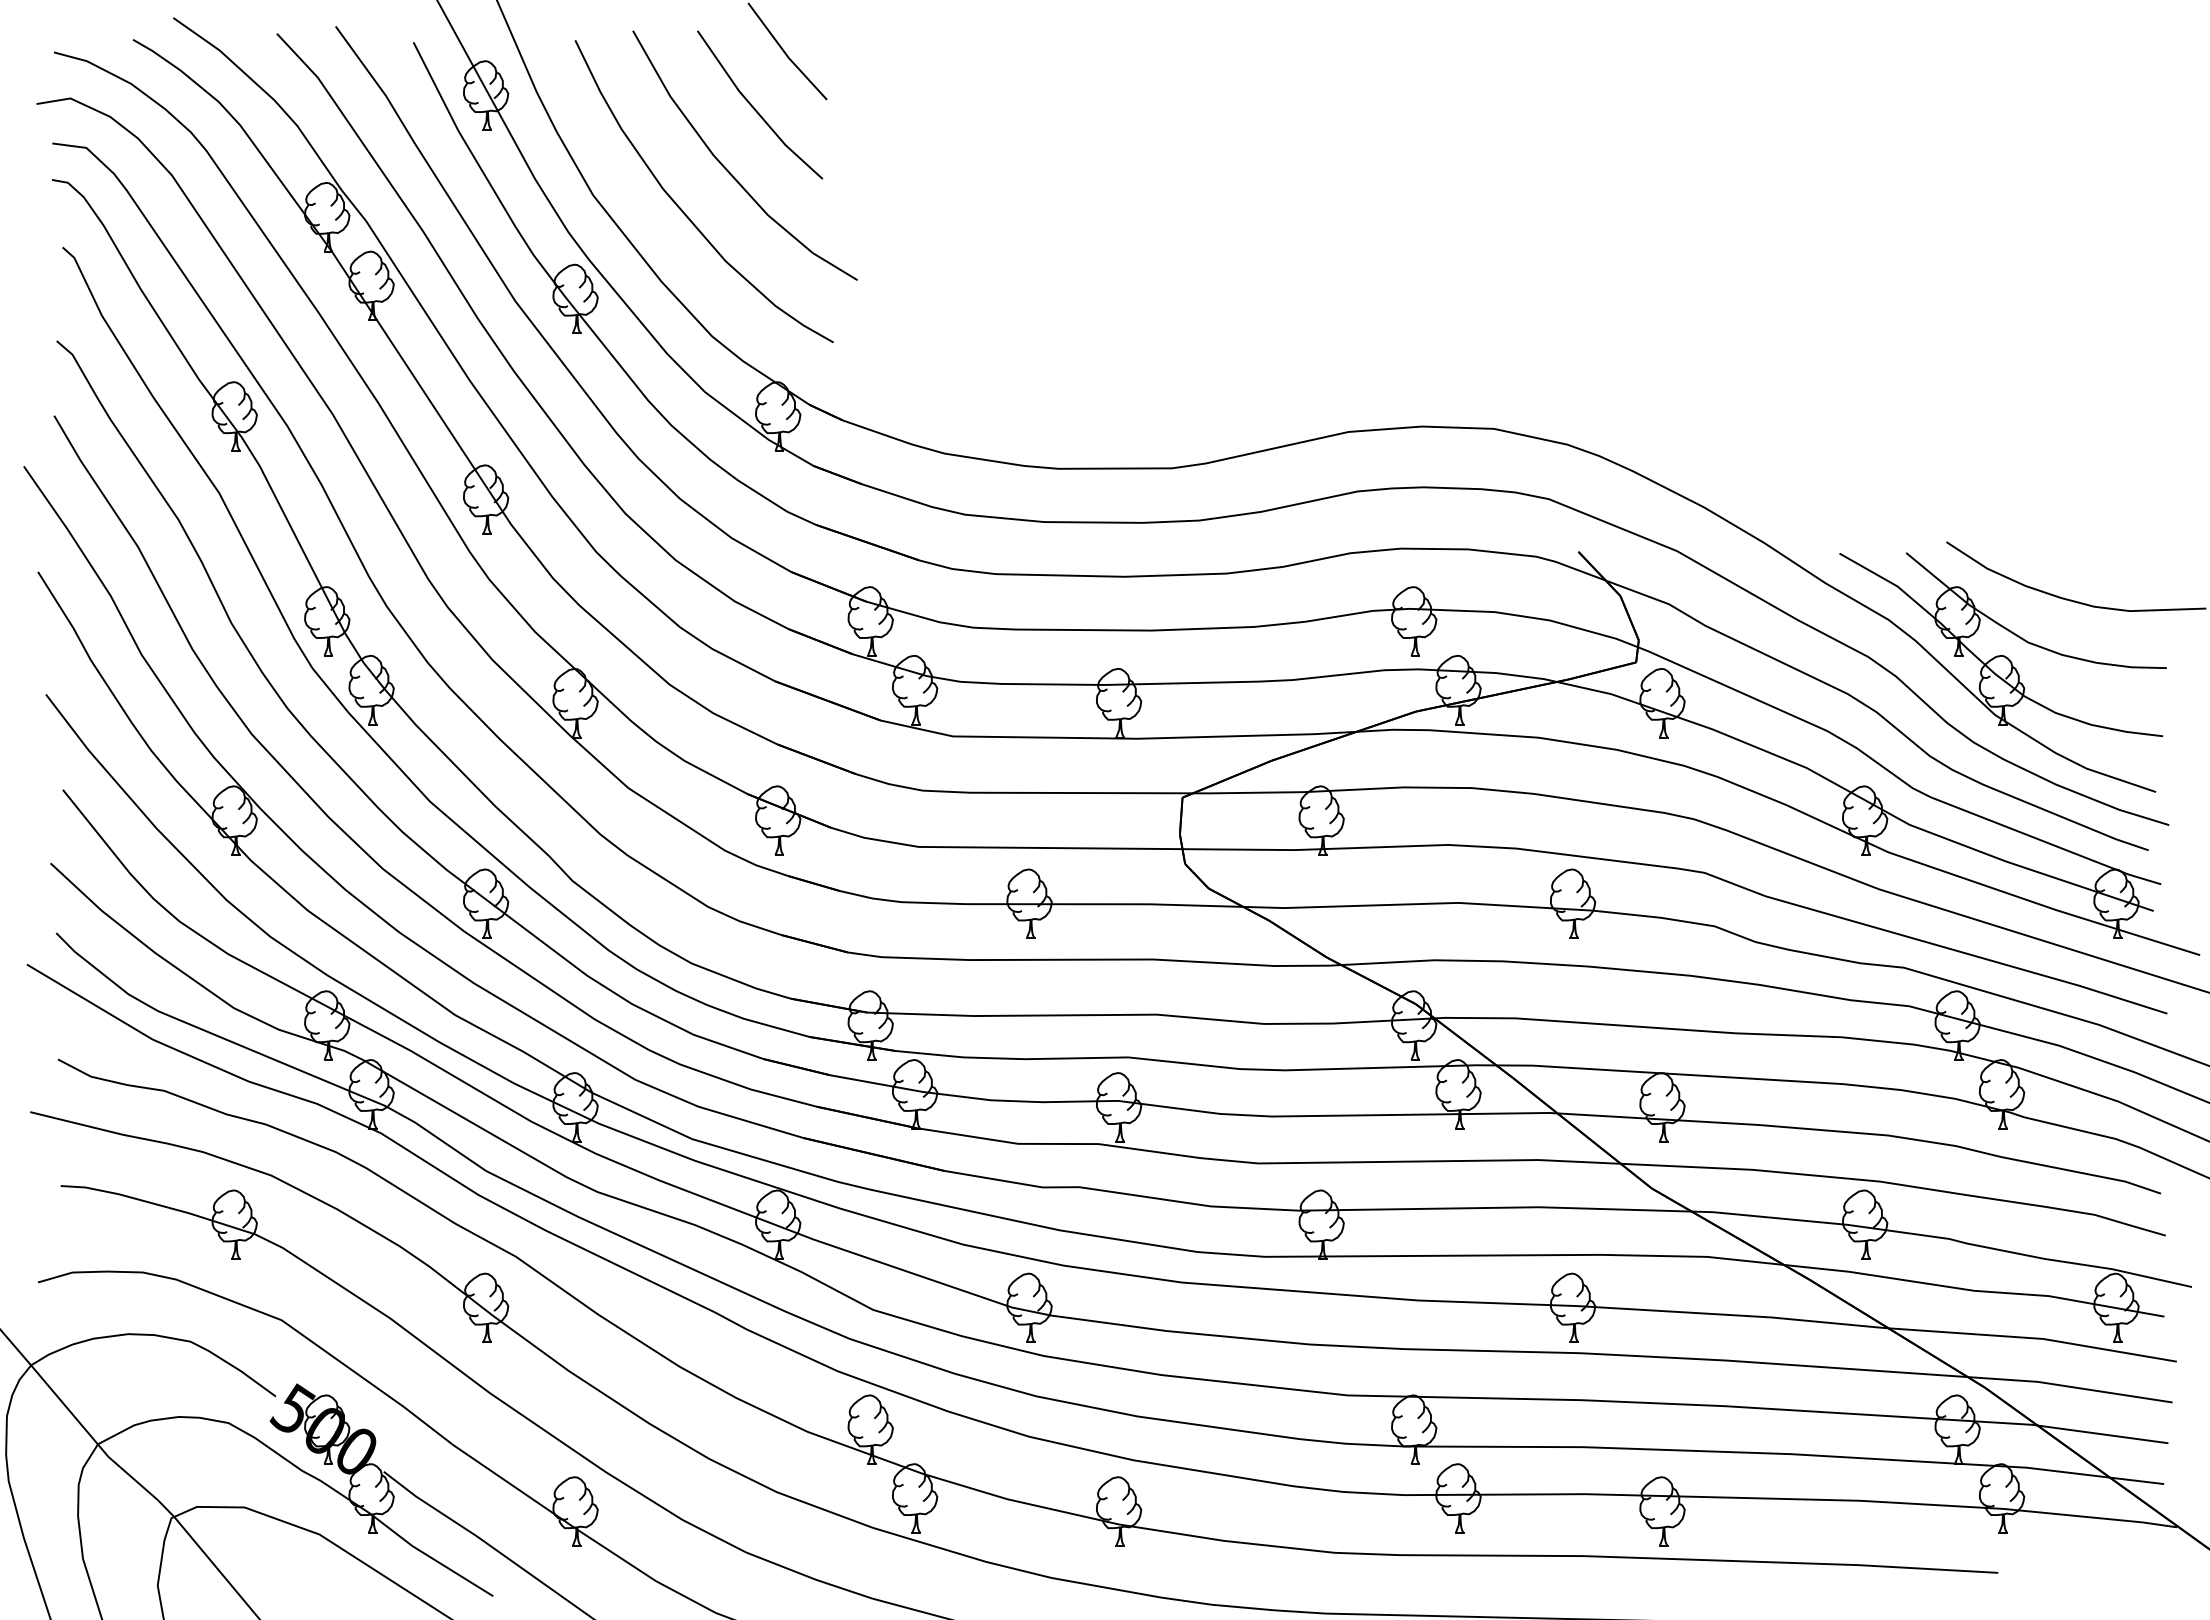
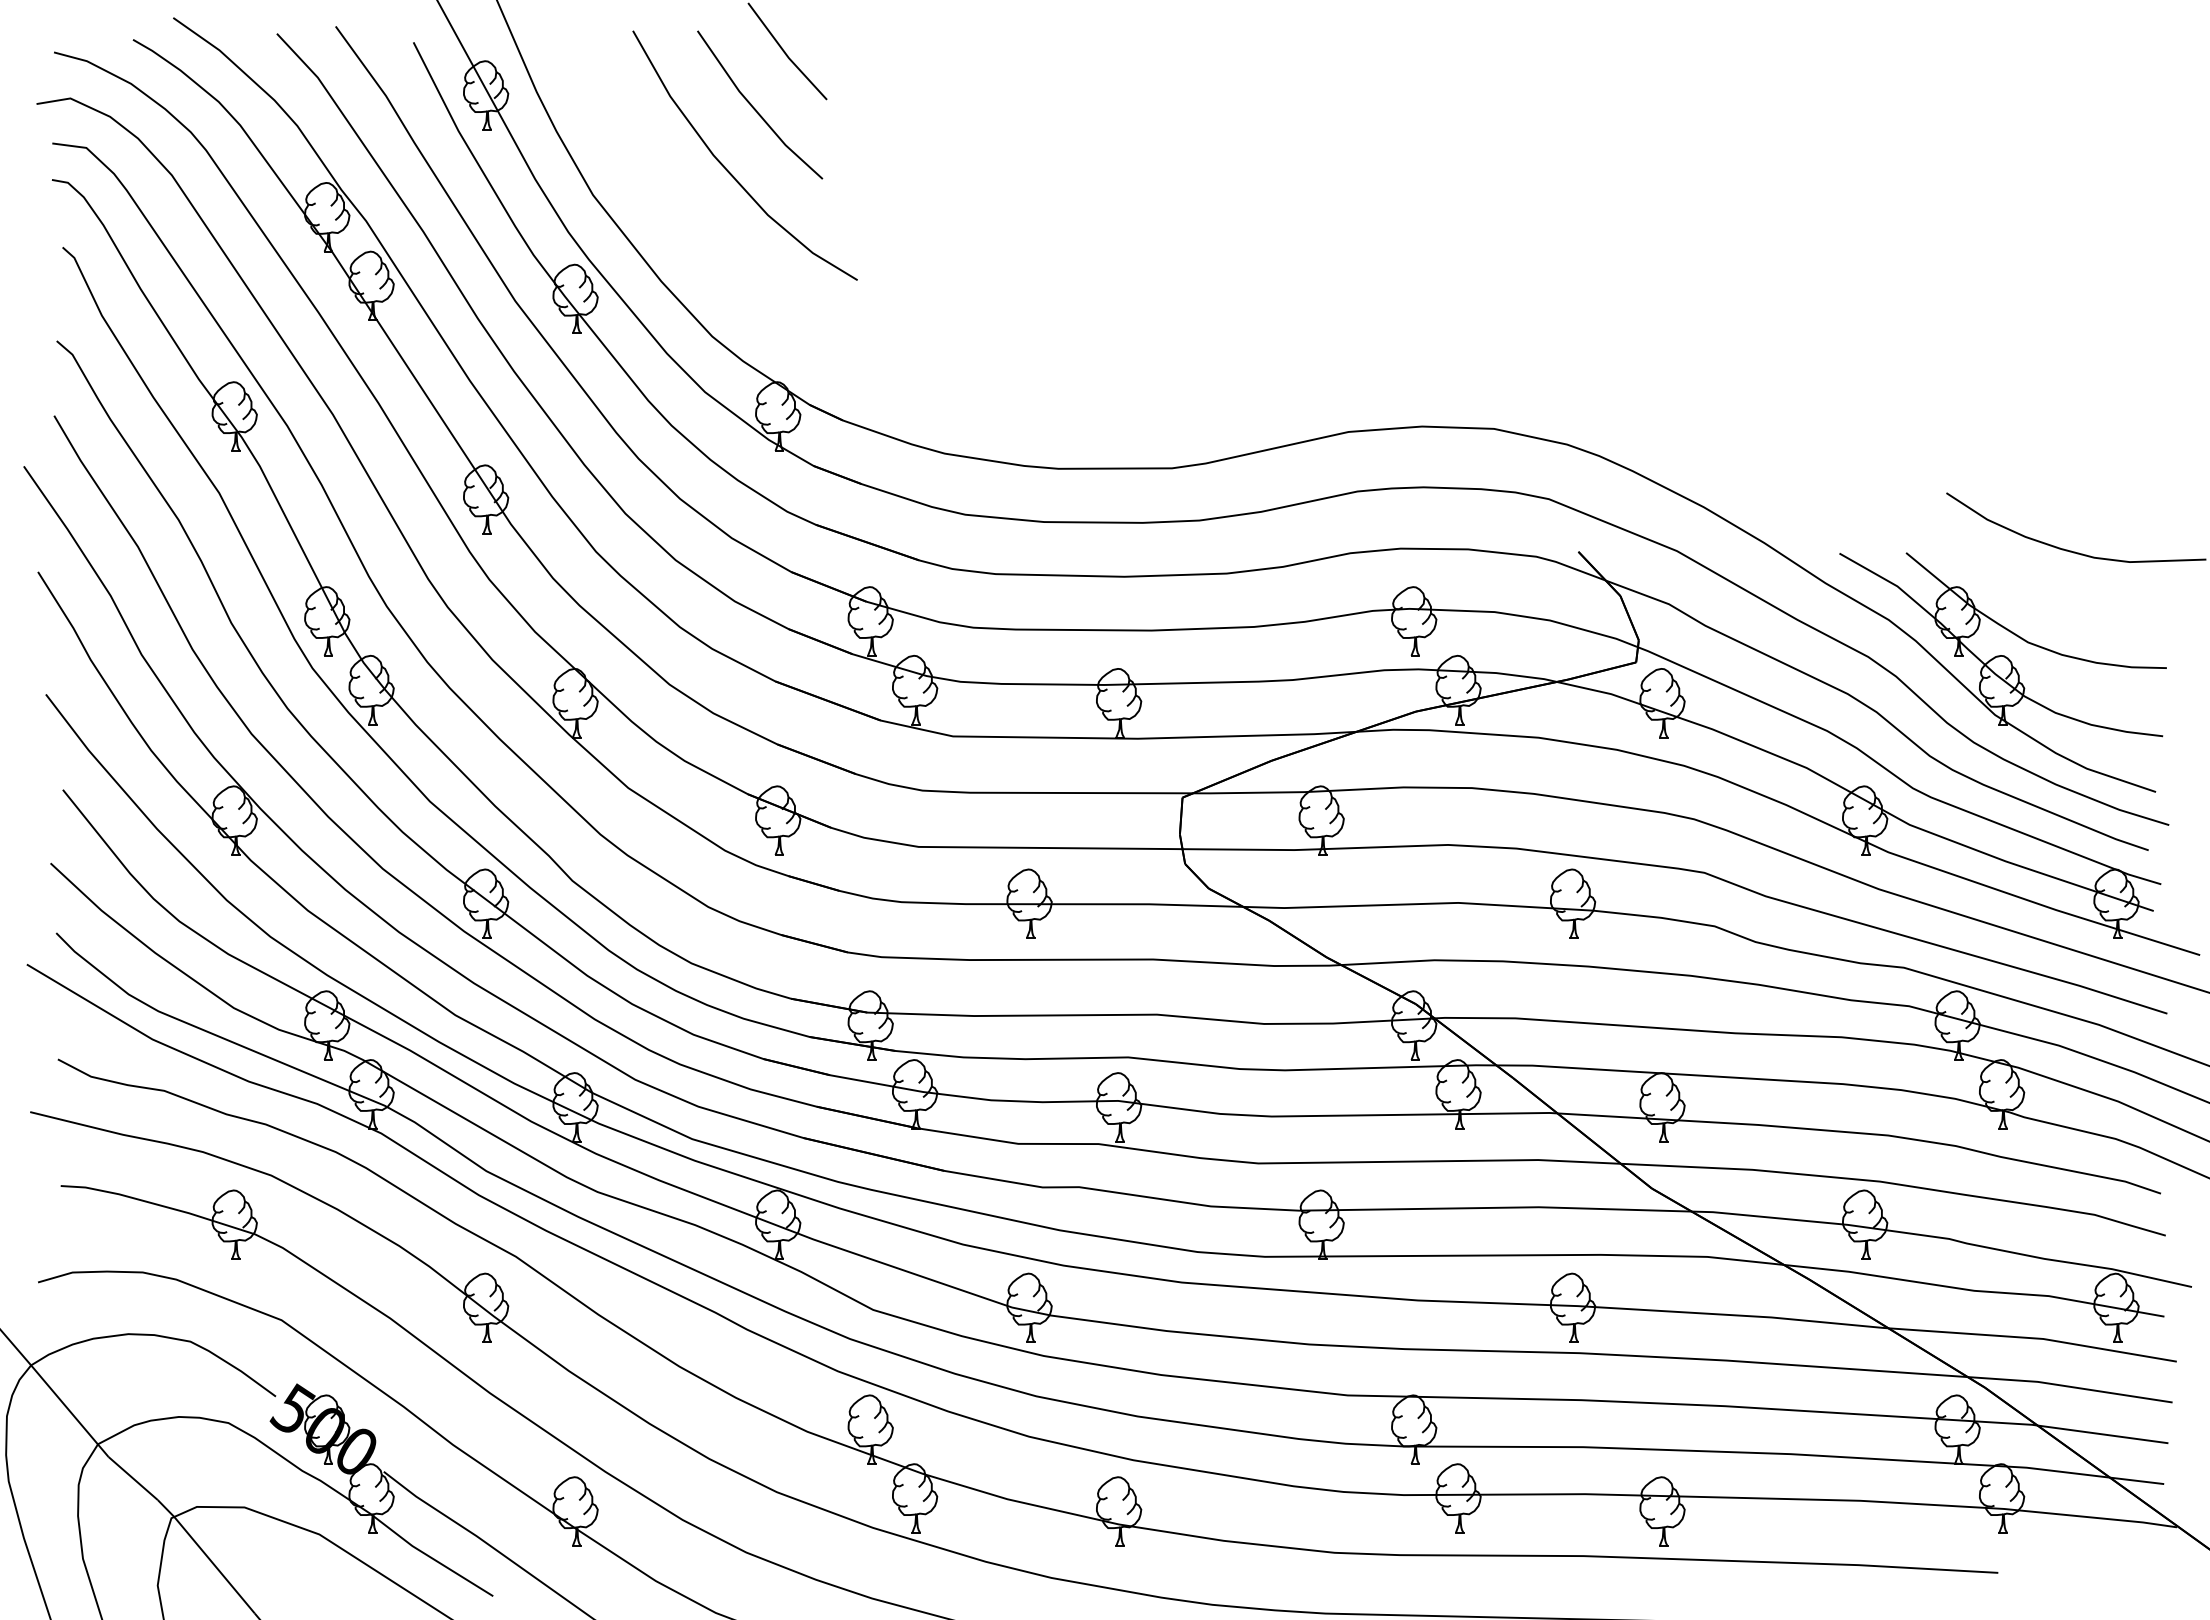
curve: present -> none (682, 209)
curve position: (2071, 599) -> (2071, 550) (2071, 550)
